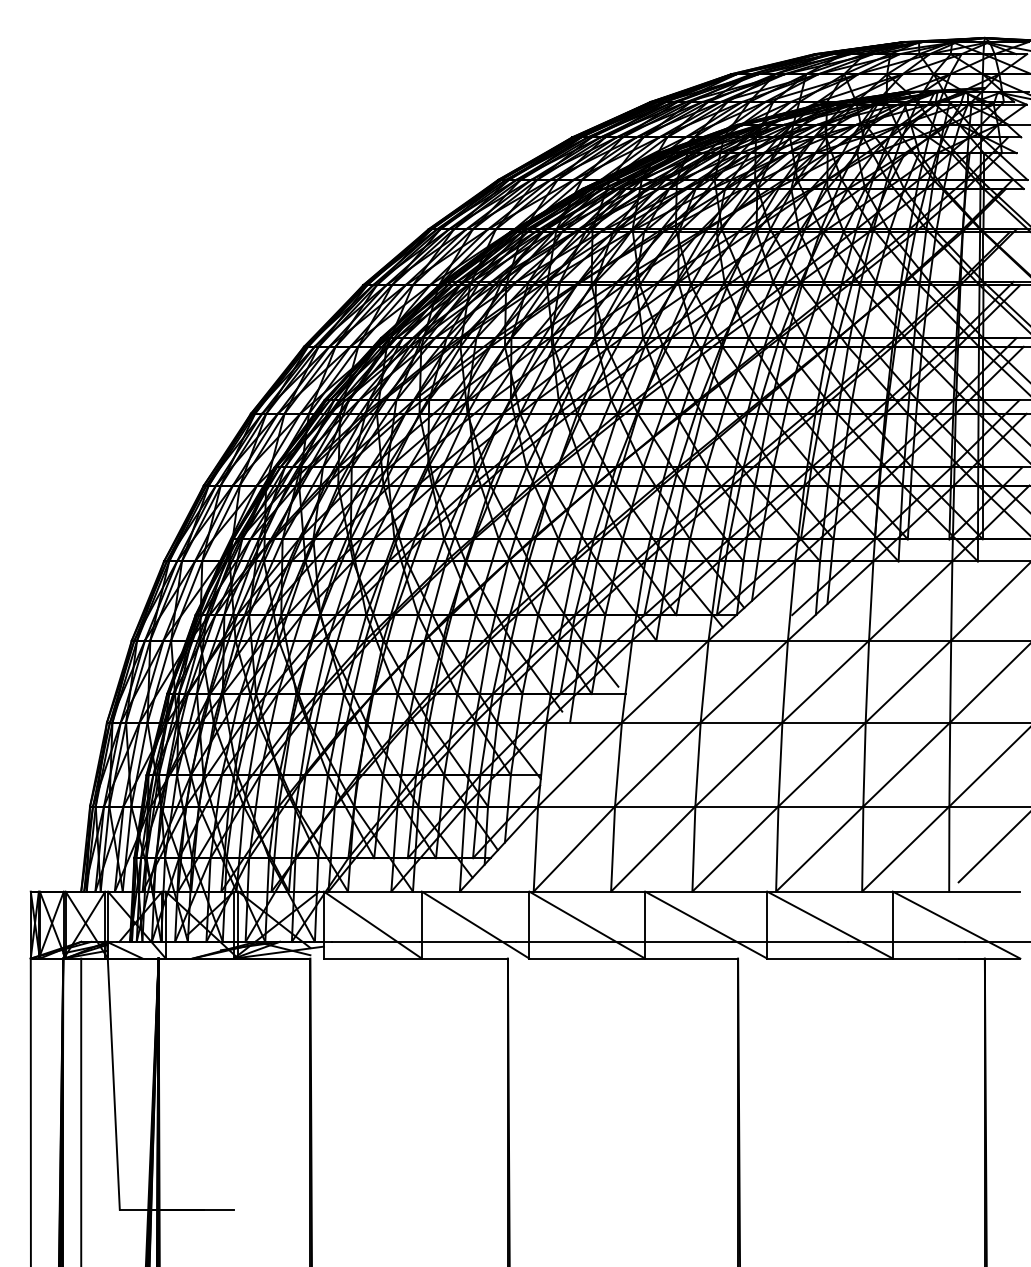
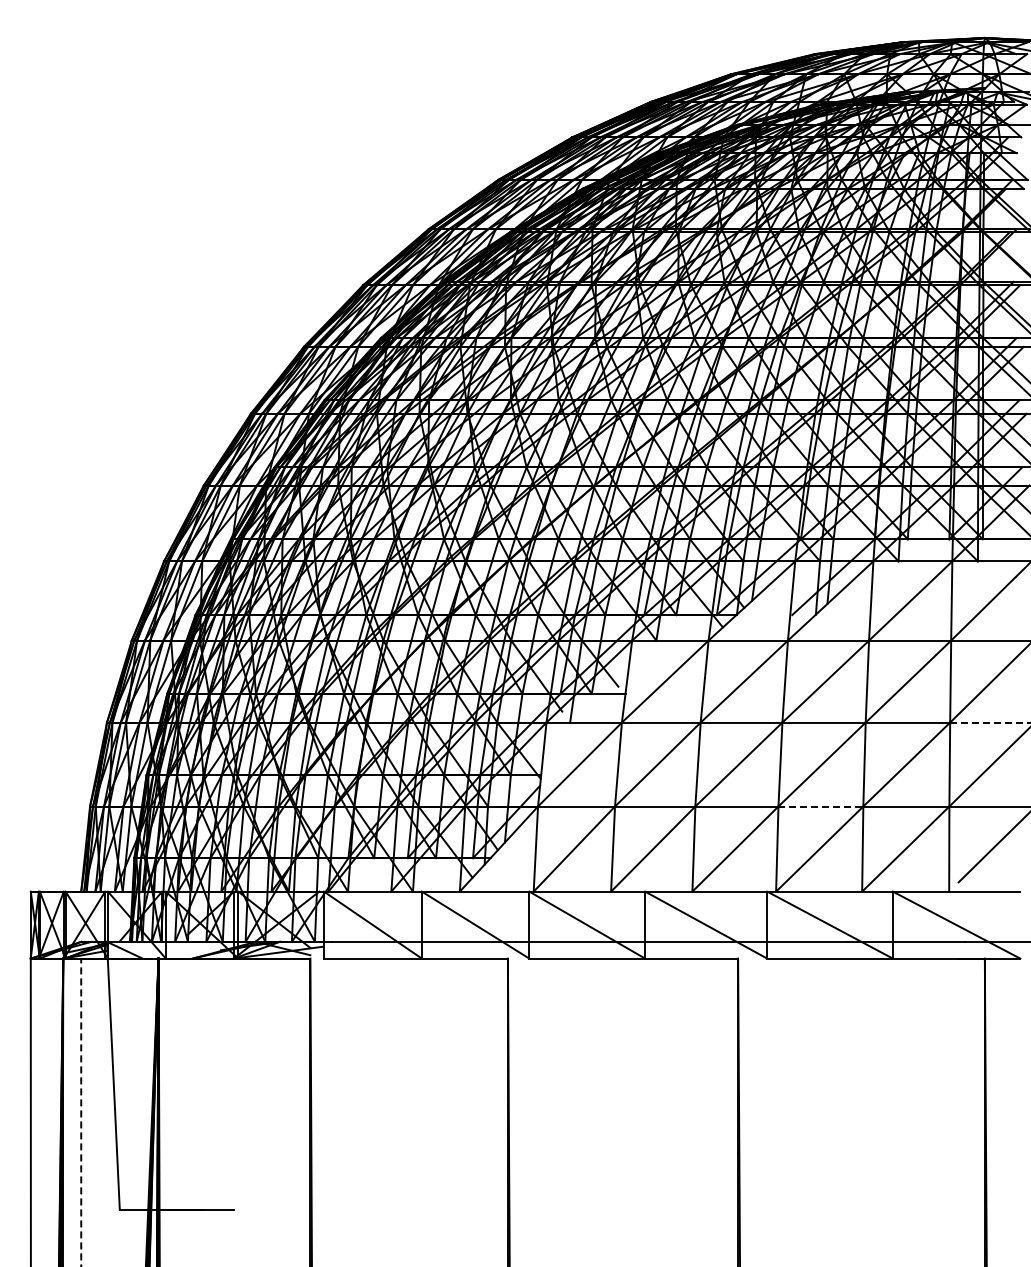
line: solid -> dashed (990, 722)
line: solid -> dashed (821, 806)
line: solid -> dashed (81, 1112)
